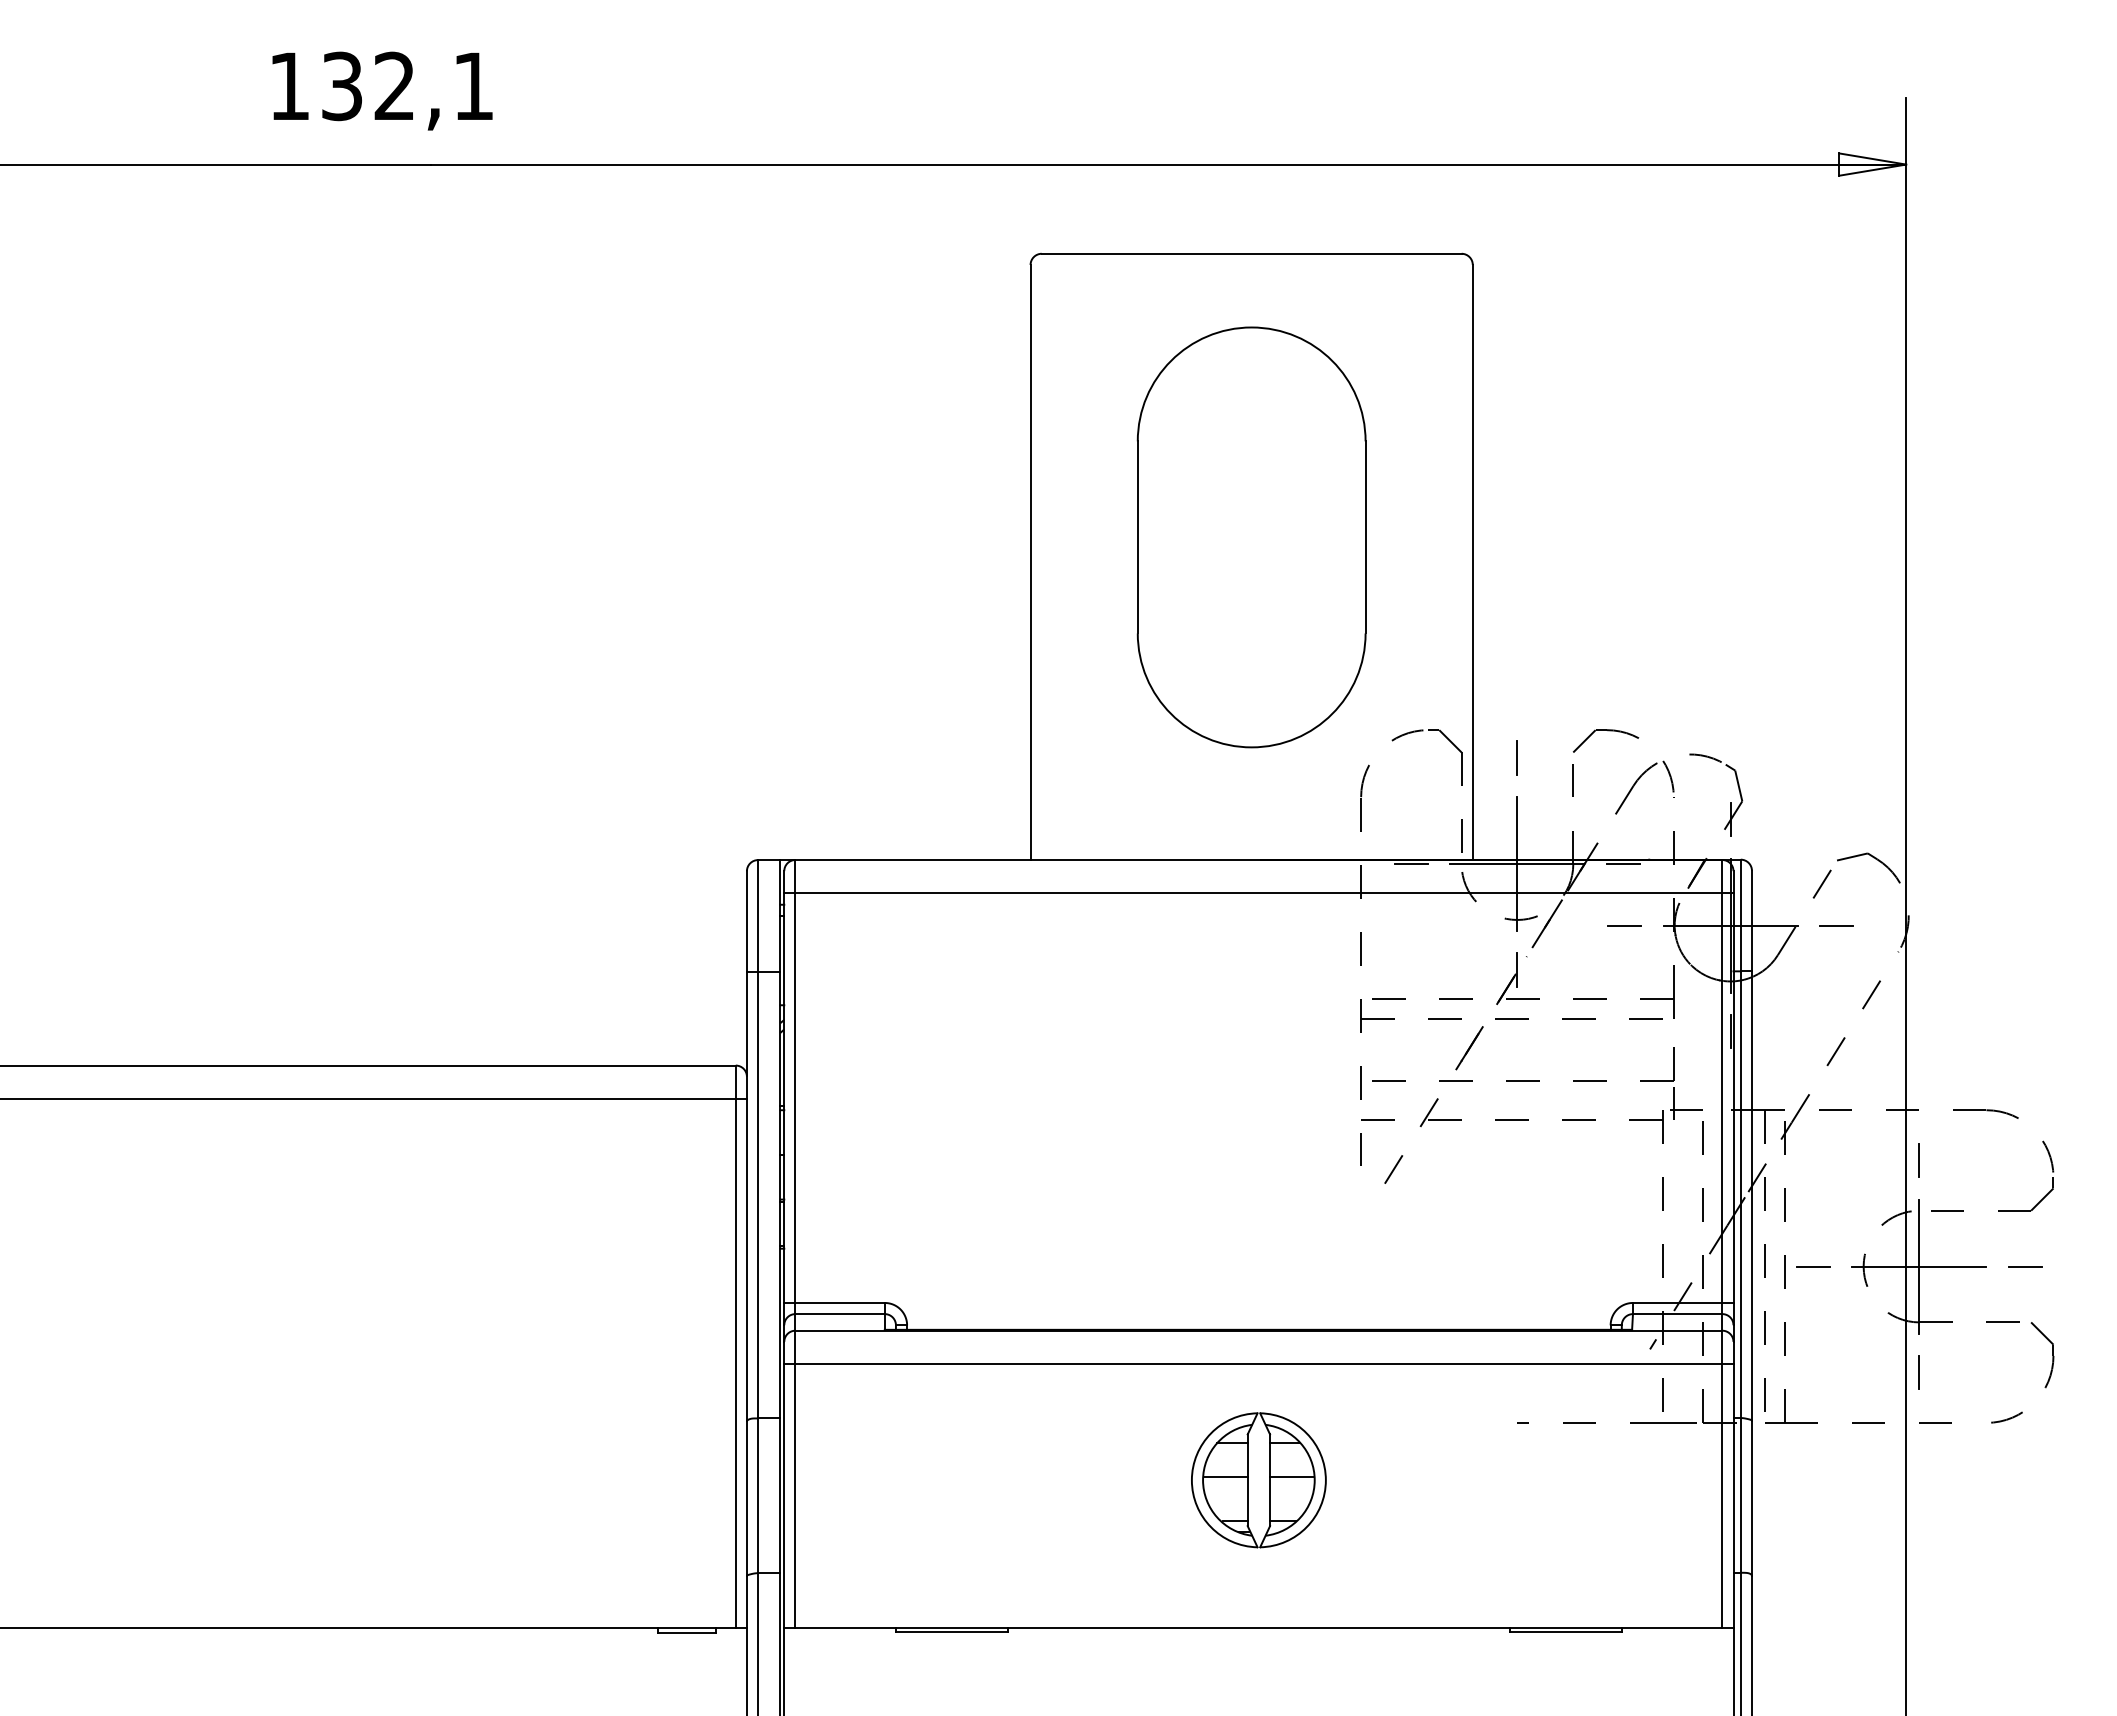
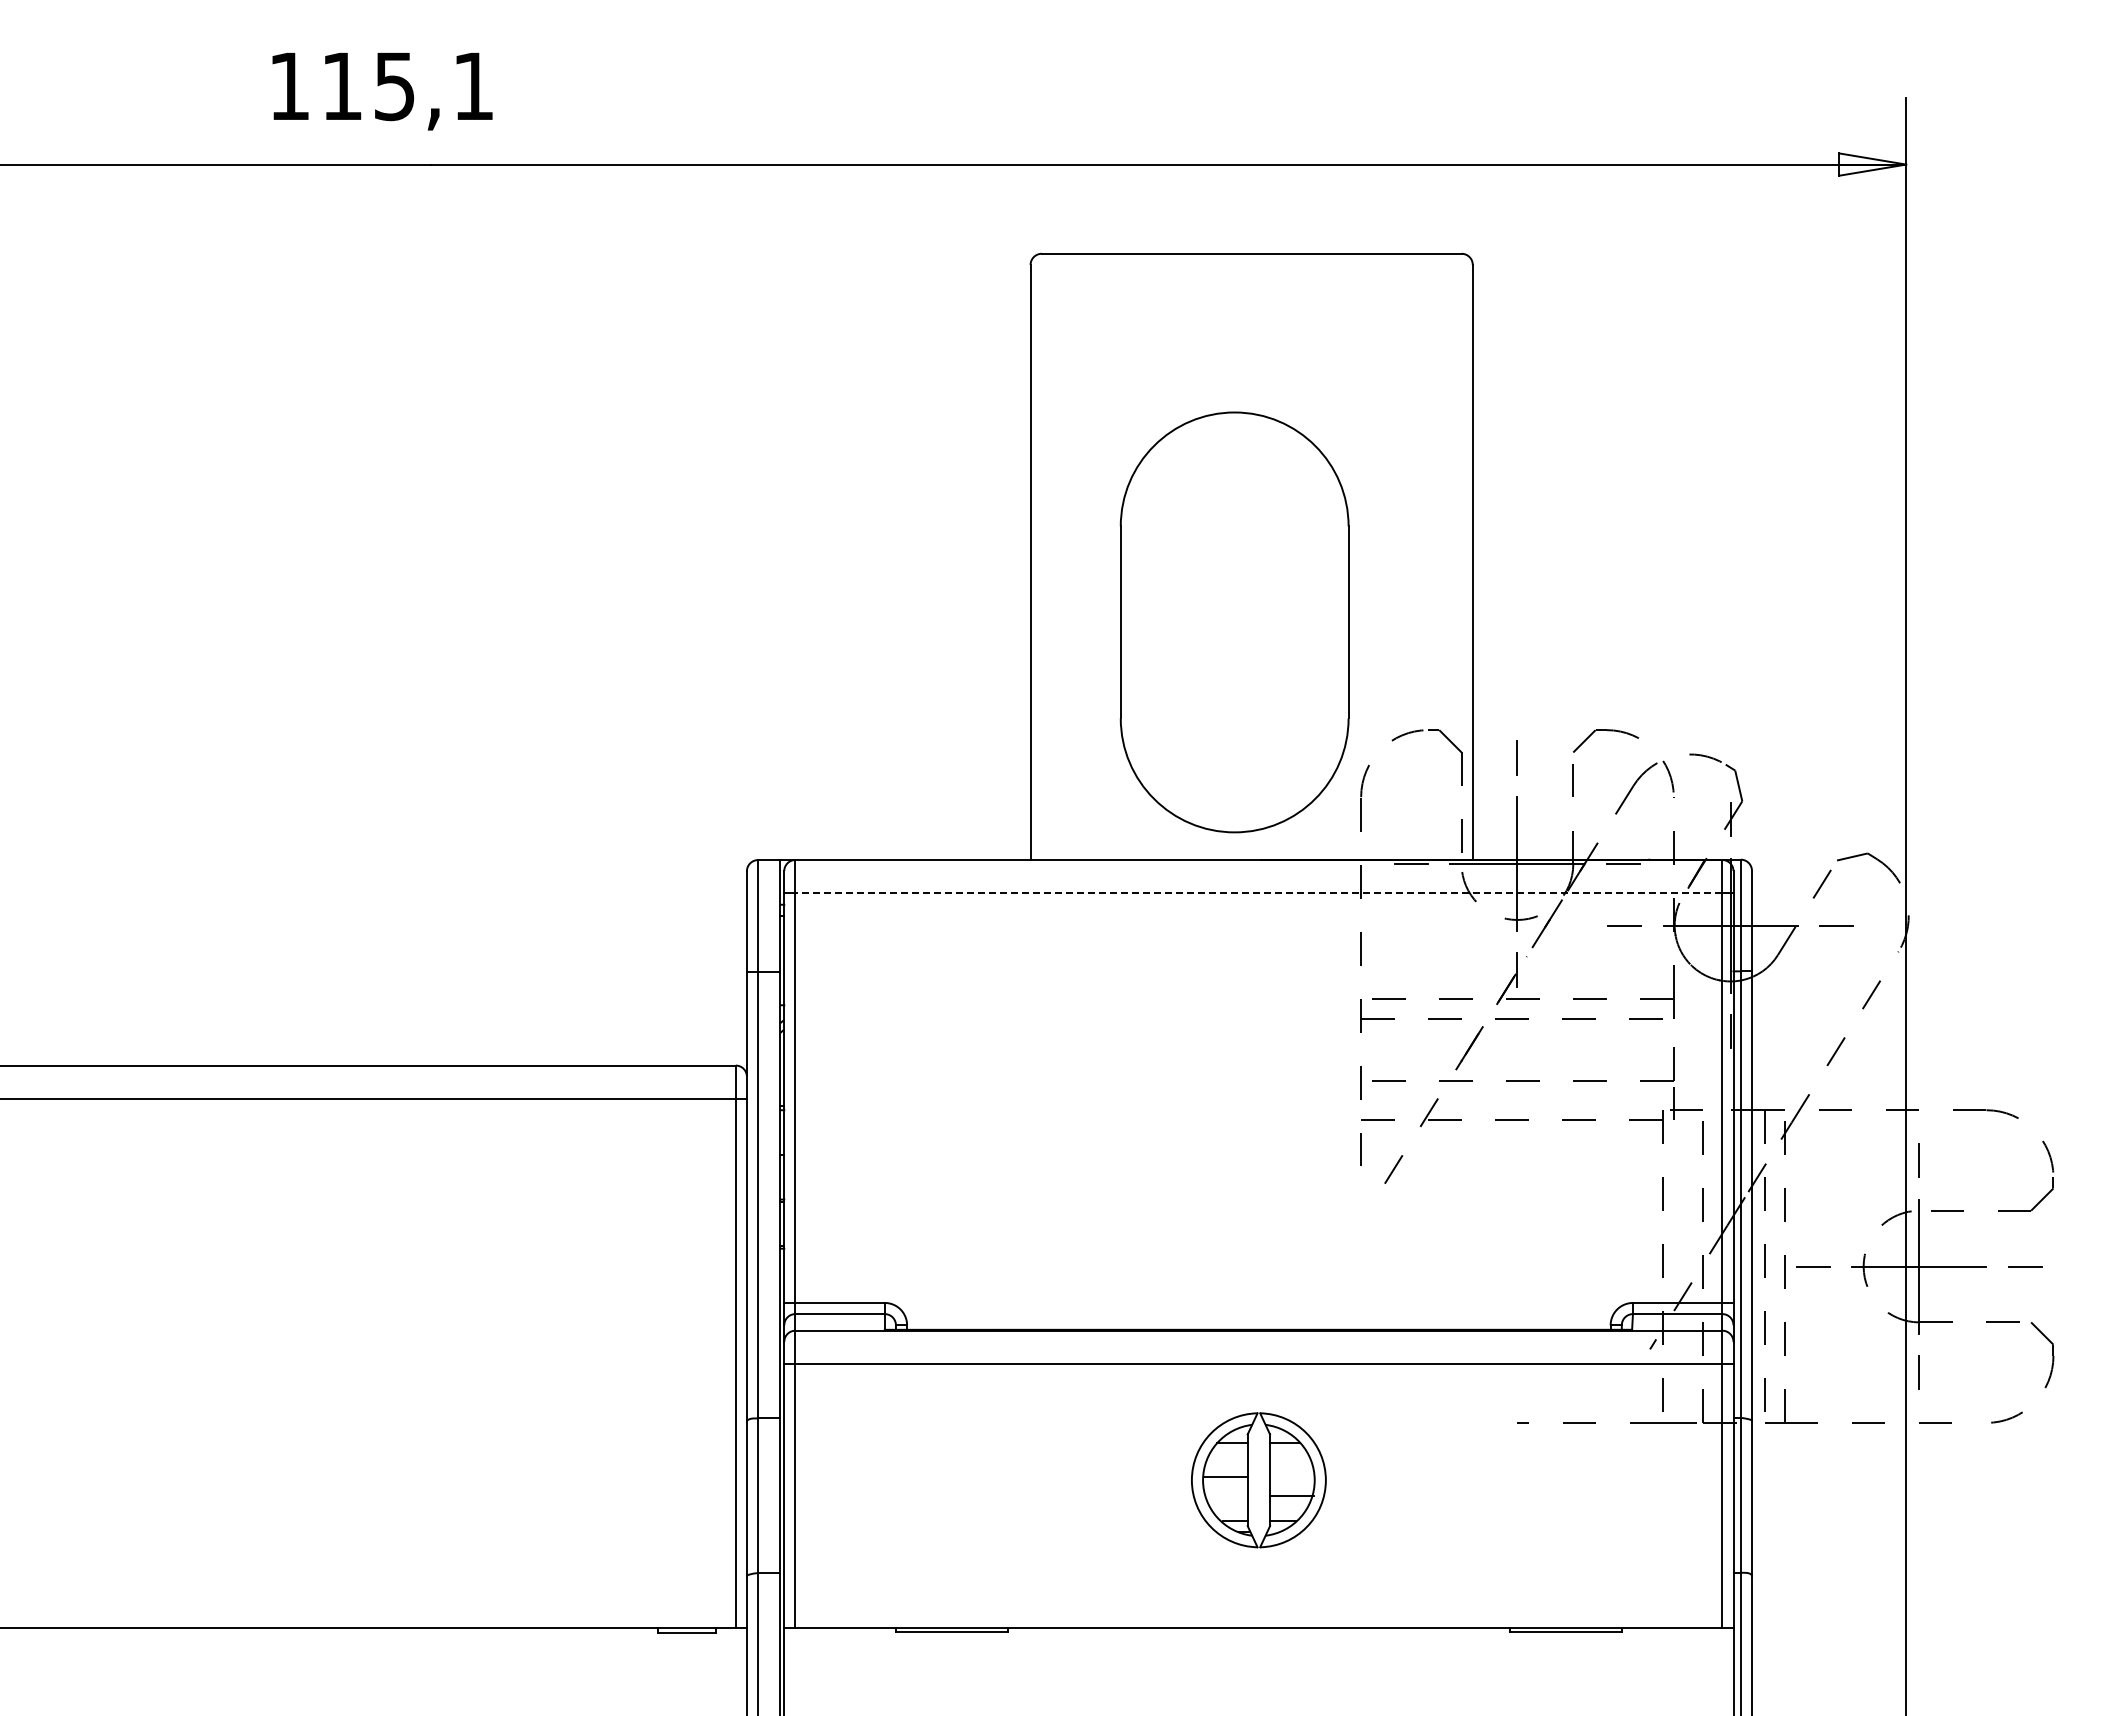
text: 132,1 -> 115,1 (368, 86)
part position: (1251, 537) -> (1234, 622) (1234, 622)
line: solid -> dashed (1258, 893)
line position: (1292, 1476) -> (1292, 1495) (1292, 1495)
